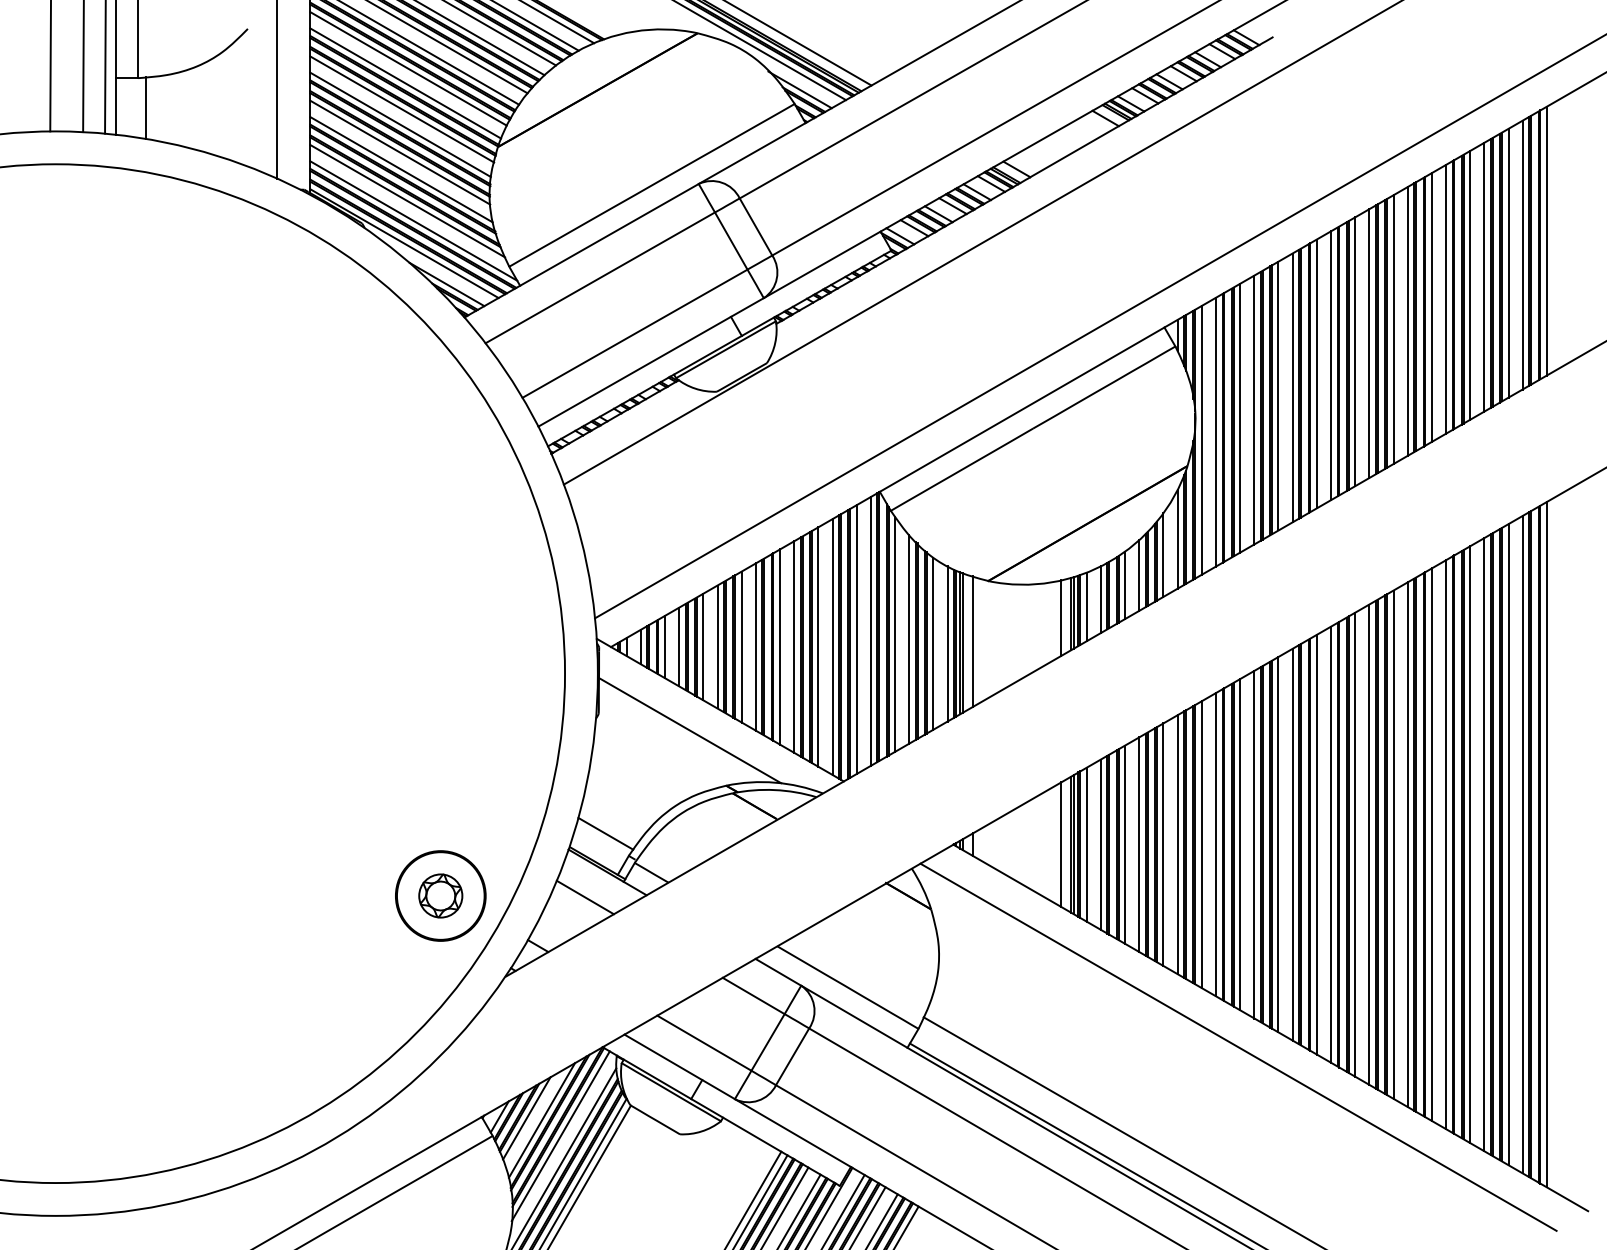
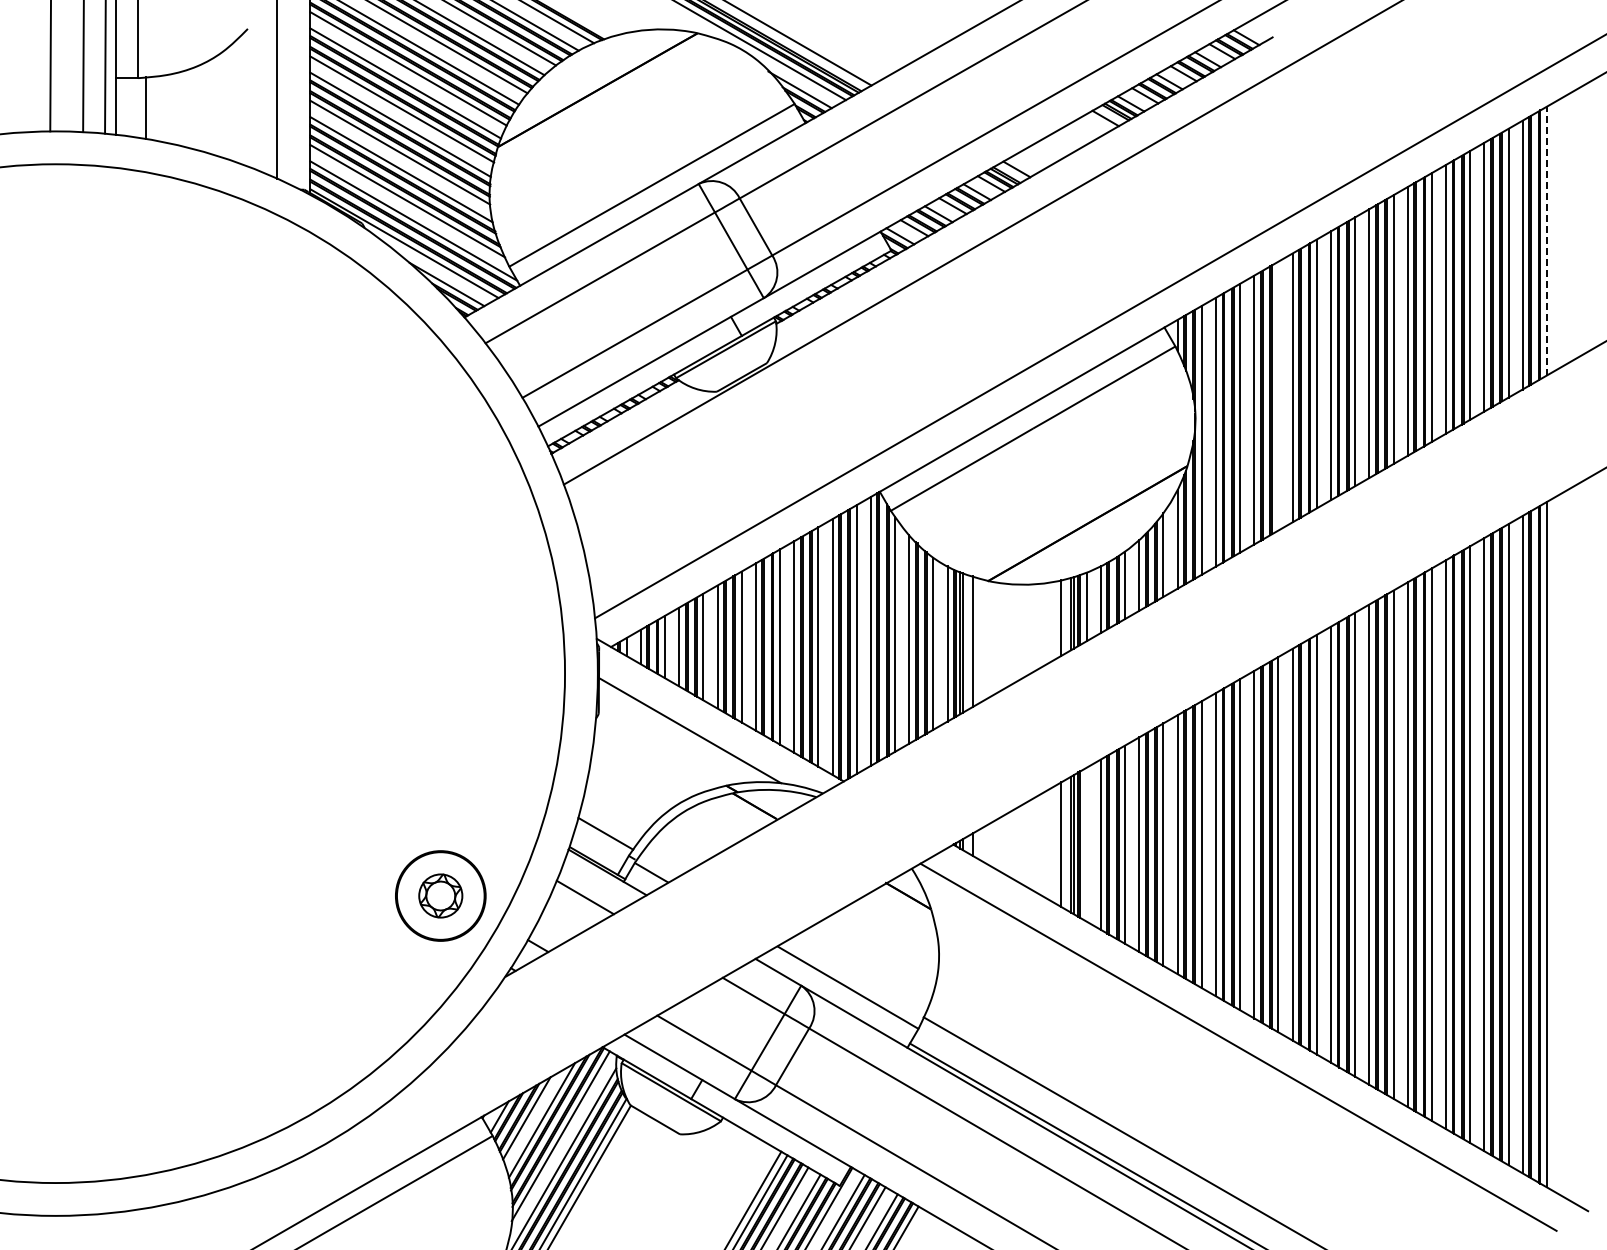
line: solid -> dashed (1546, 240)
line: present -> none (1278, 395)
line: present -> none (1086, 844)
